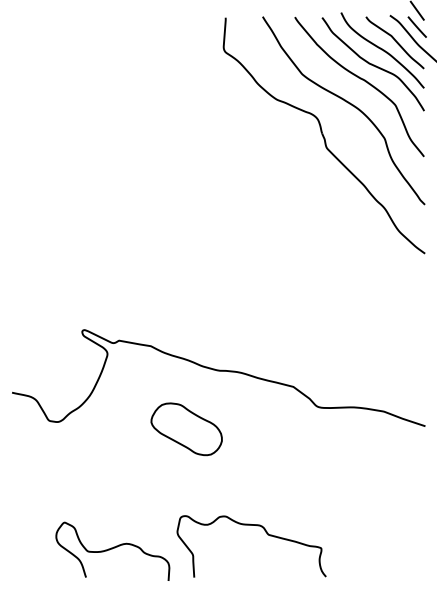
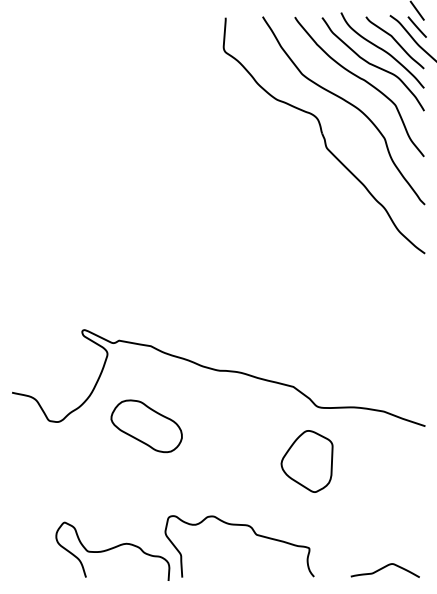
part position: (186, 429) -> (146, 426) (146, 426)
part: none -> present (306, 461)
curve position: (265, 532) -> (253, 532) (253, 532)
curve: none -> present (384, 568)
